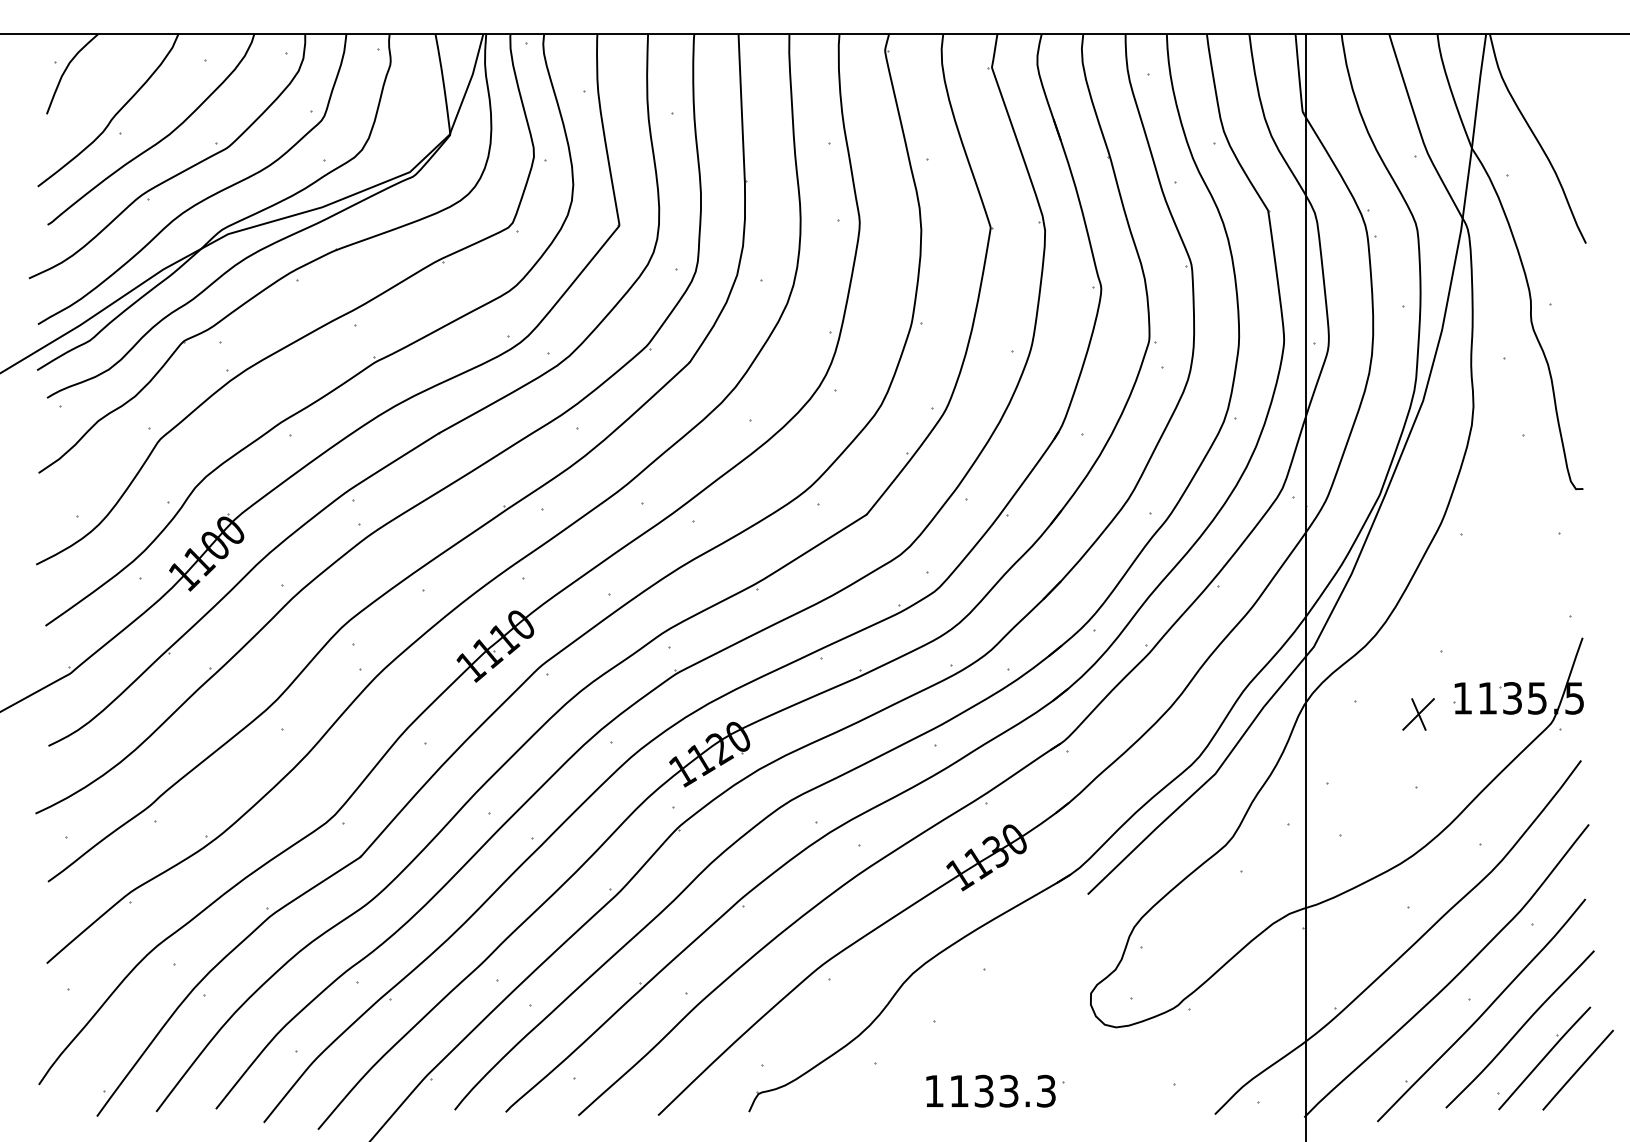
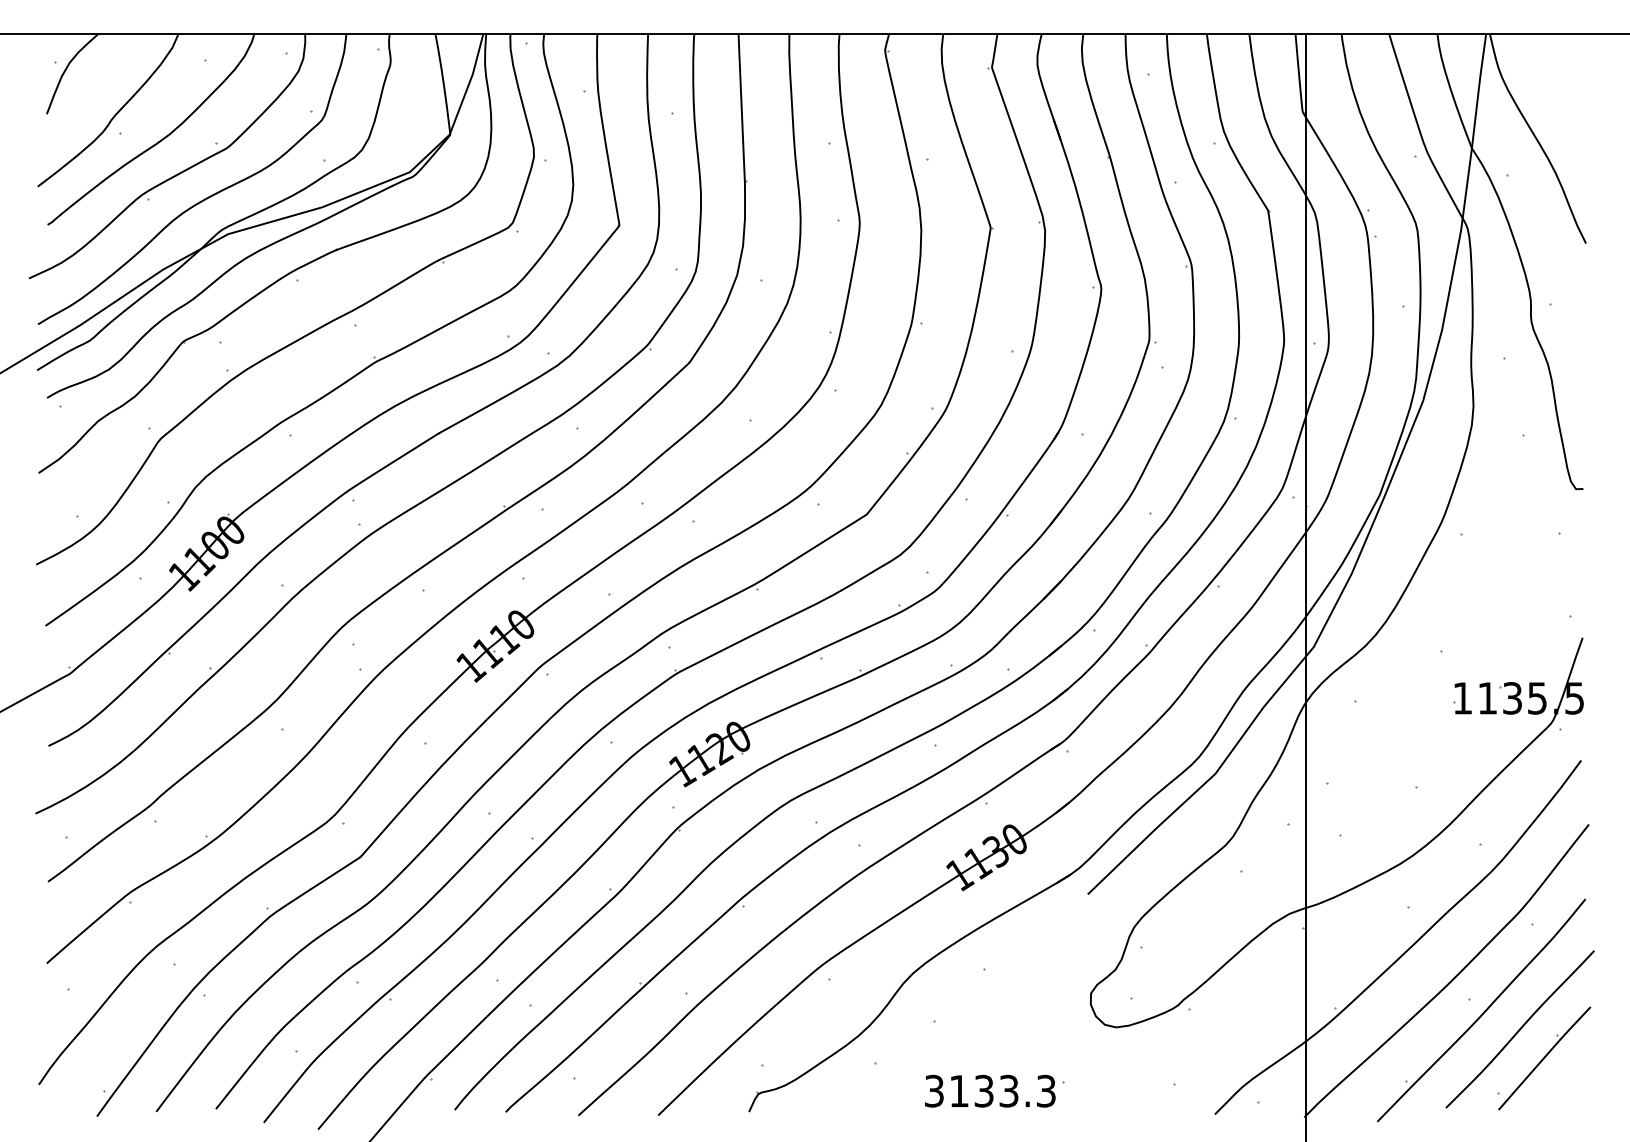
part: present -> none (1418, 714)
line: present -> none (1577, 1069)
text: 1133.3 -> 3133.3 (934, 1090)
